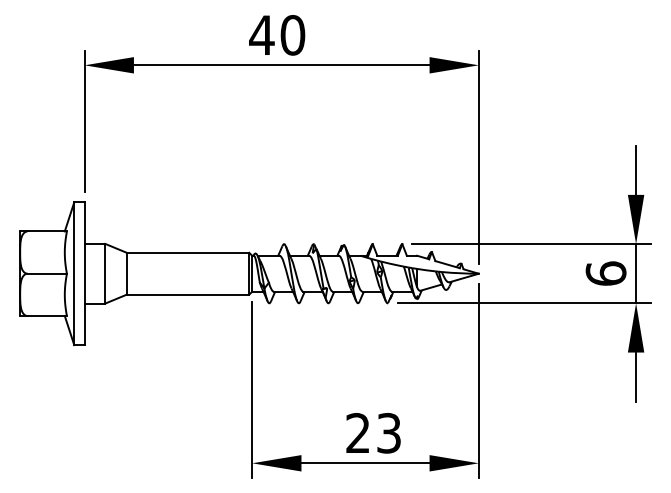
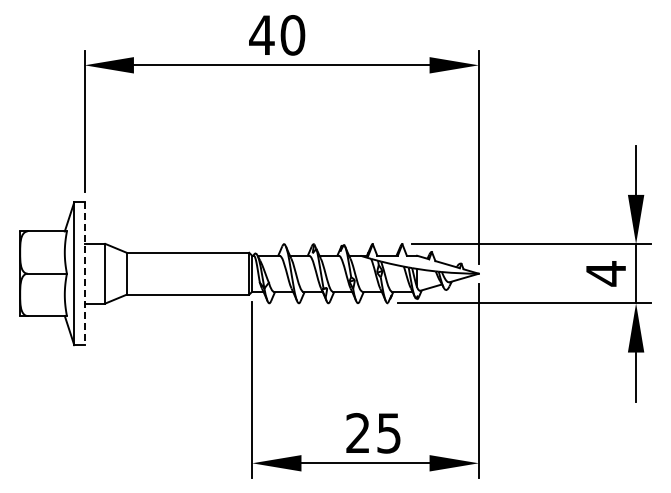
text: 6 -> 4 (605, 273)
line: solid -> dashed (84, 274)
text: 23 -> 25 (389, 433)
